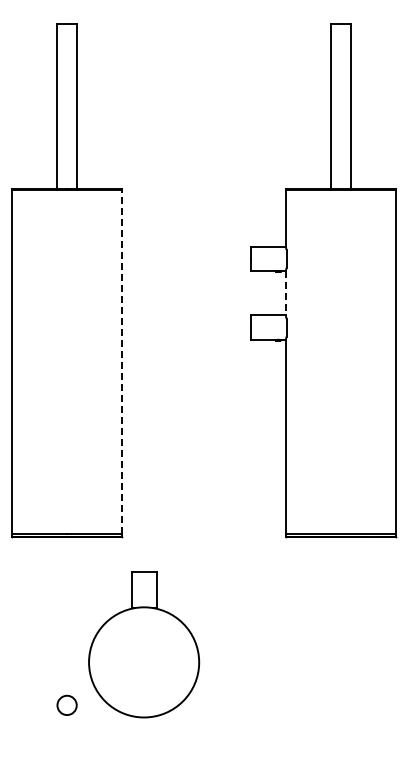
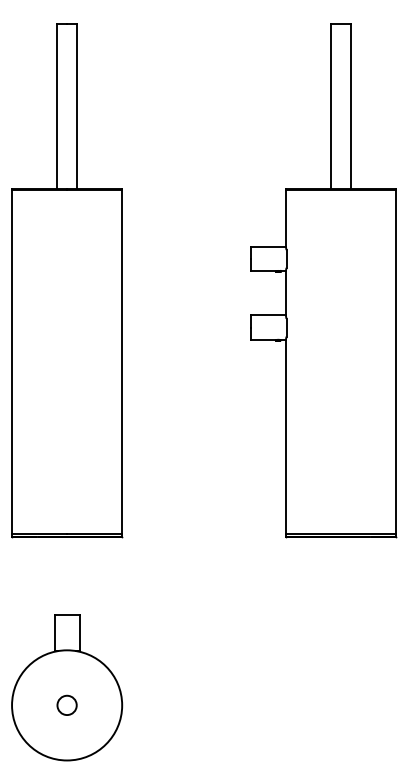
line: dashed -> solid (285, 293)
line: dashed -> solid (122, 361)
part position: (144, 644) -> (67, 687) (67, 687)
